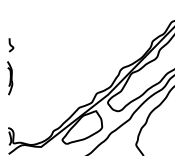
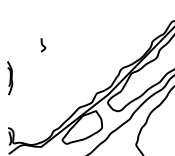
curve position: (11, 45) -> (43, 45) (43, 45)
